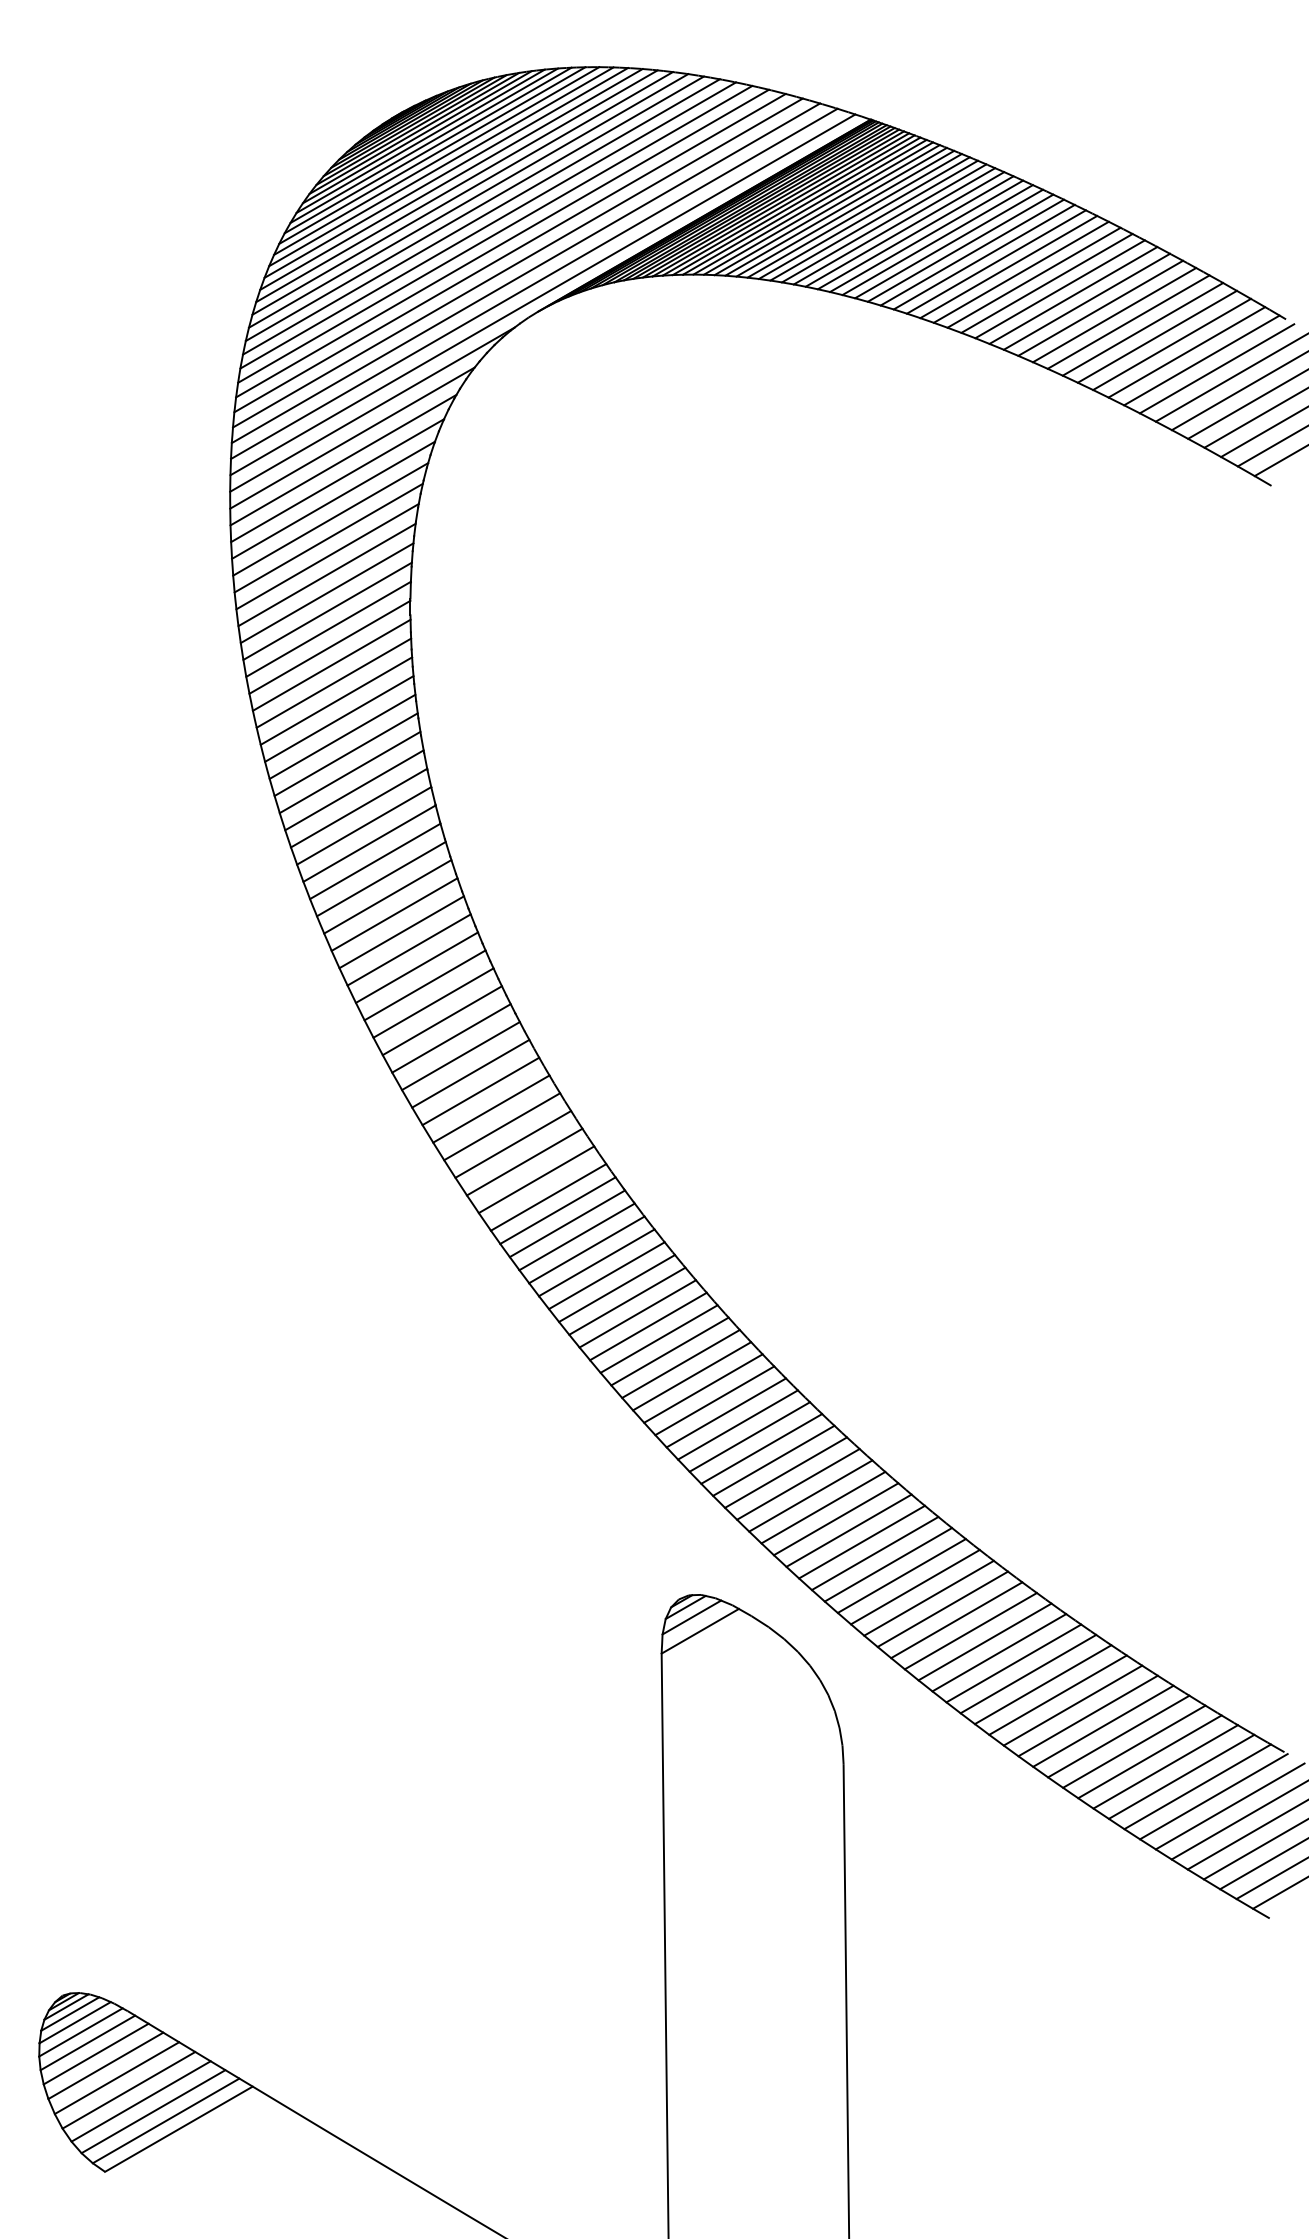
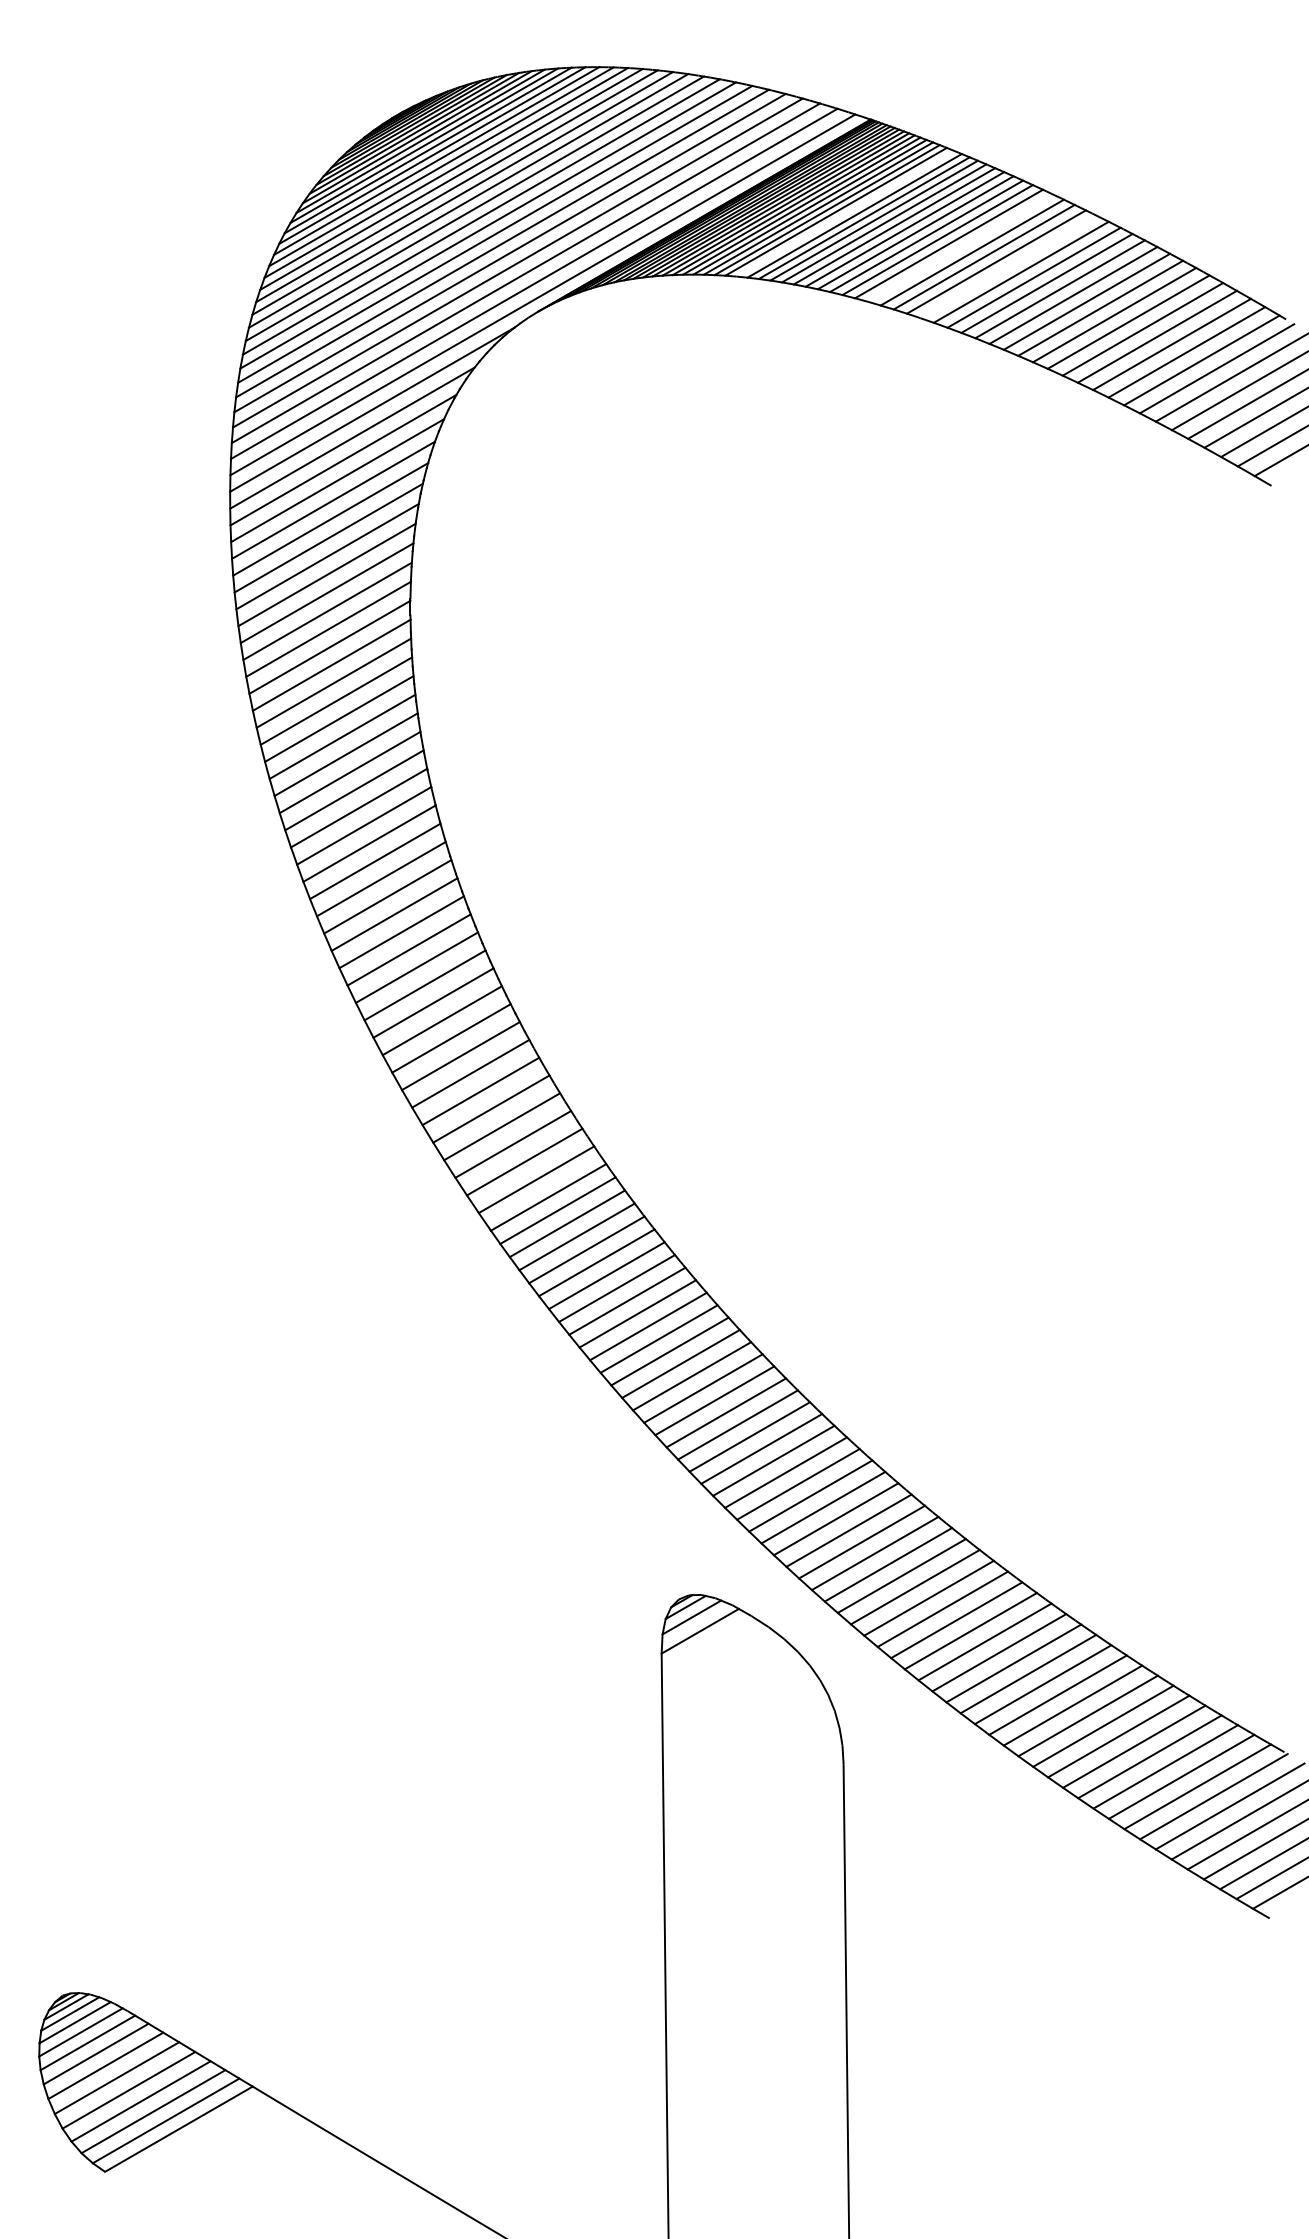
line: present -> none (845, 213)
line: present -> none (960, 247)
line: present -> none (1008, 266)
